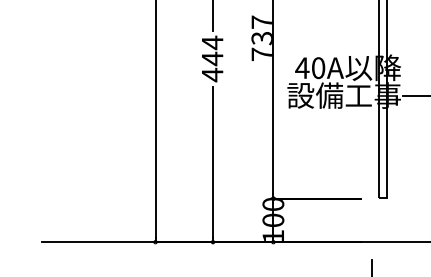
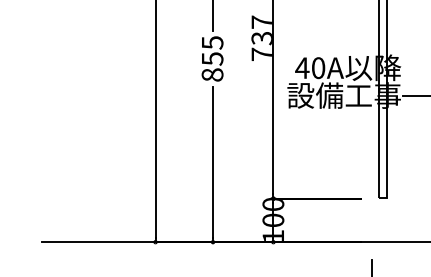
text: 444 -> 855 (212, 58)
